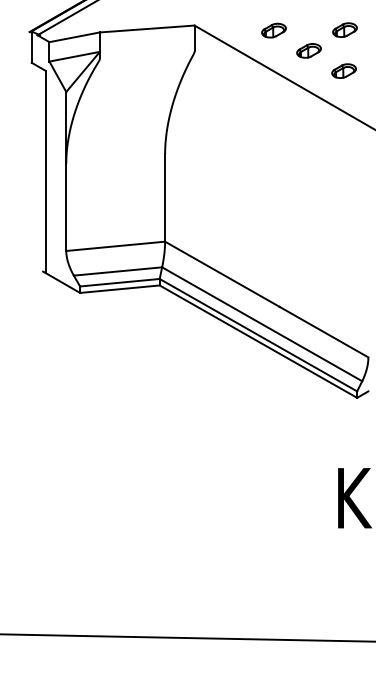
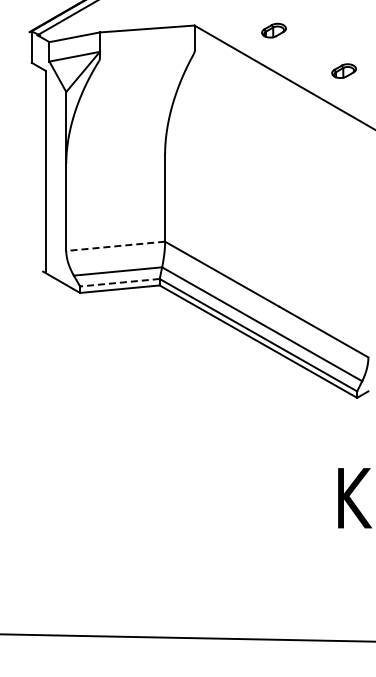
part: present -> none (344, 29)
part: present -> none (308, 50)
line: solid -> dashed (115, 246)
line: solid -> dashed (119, 282)
